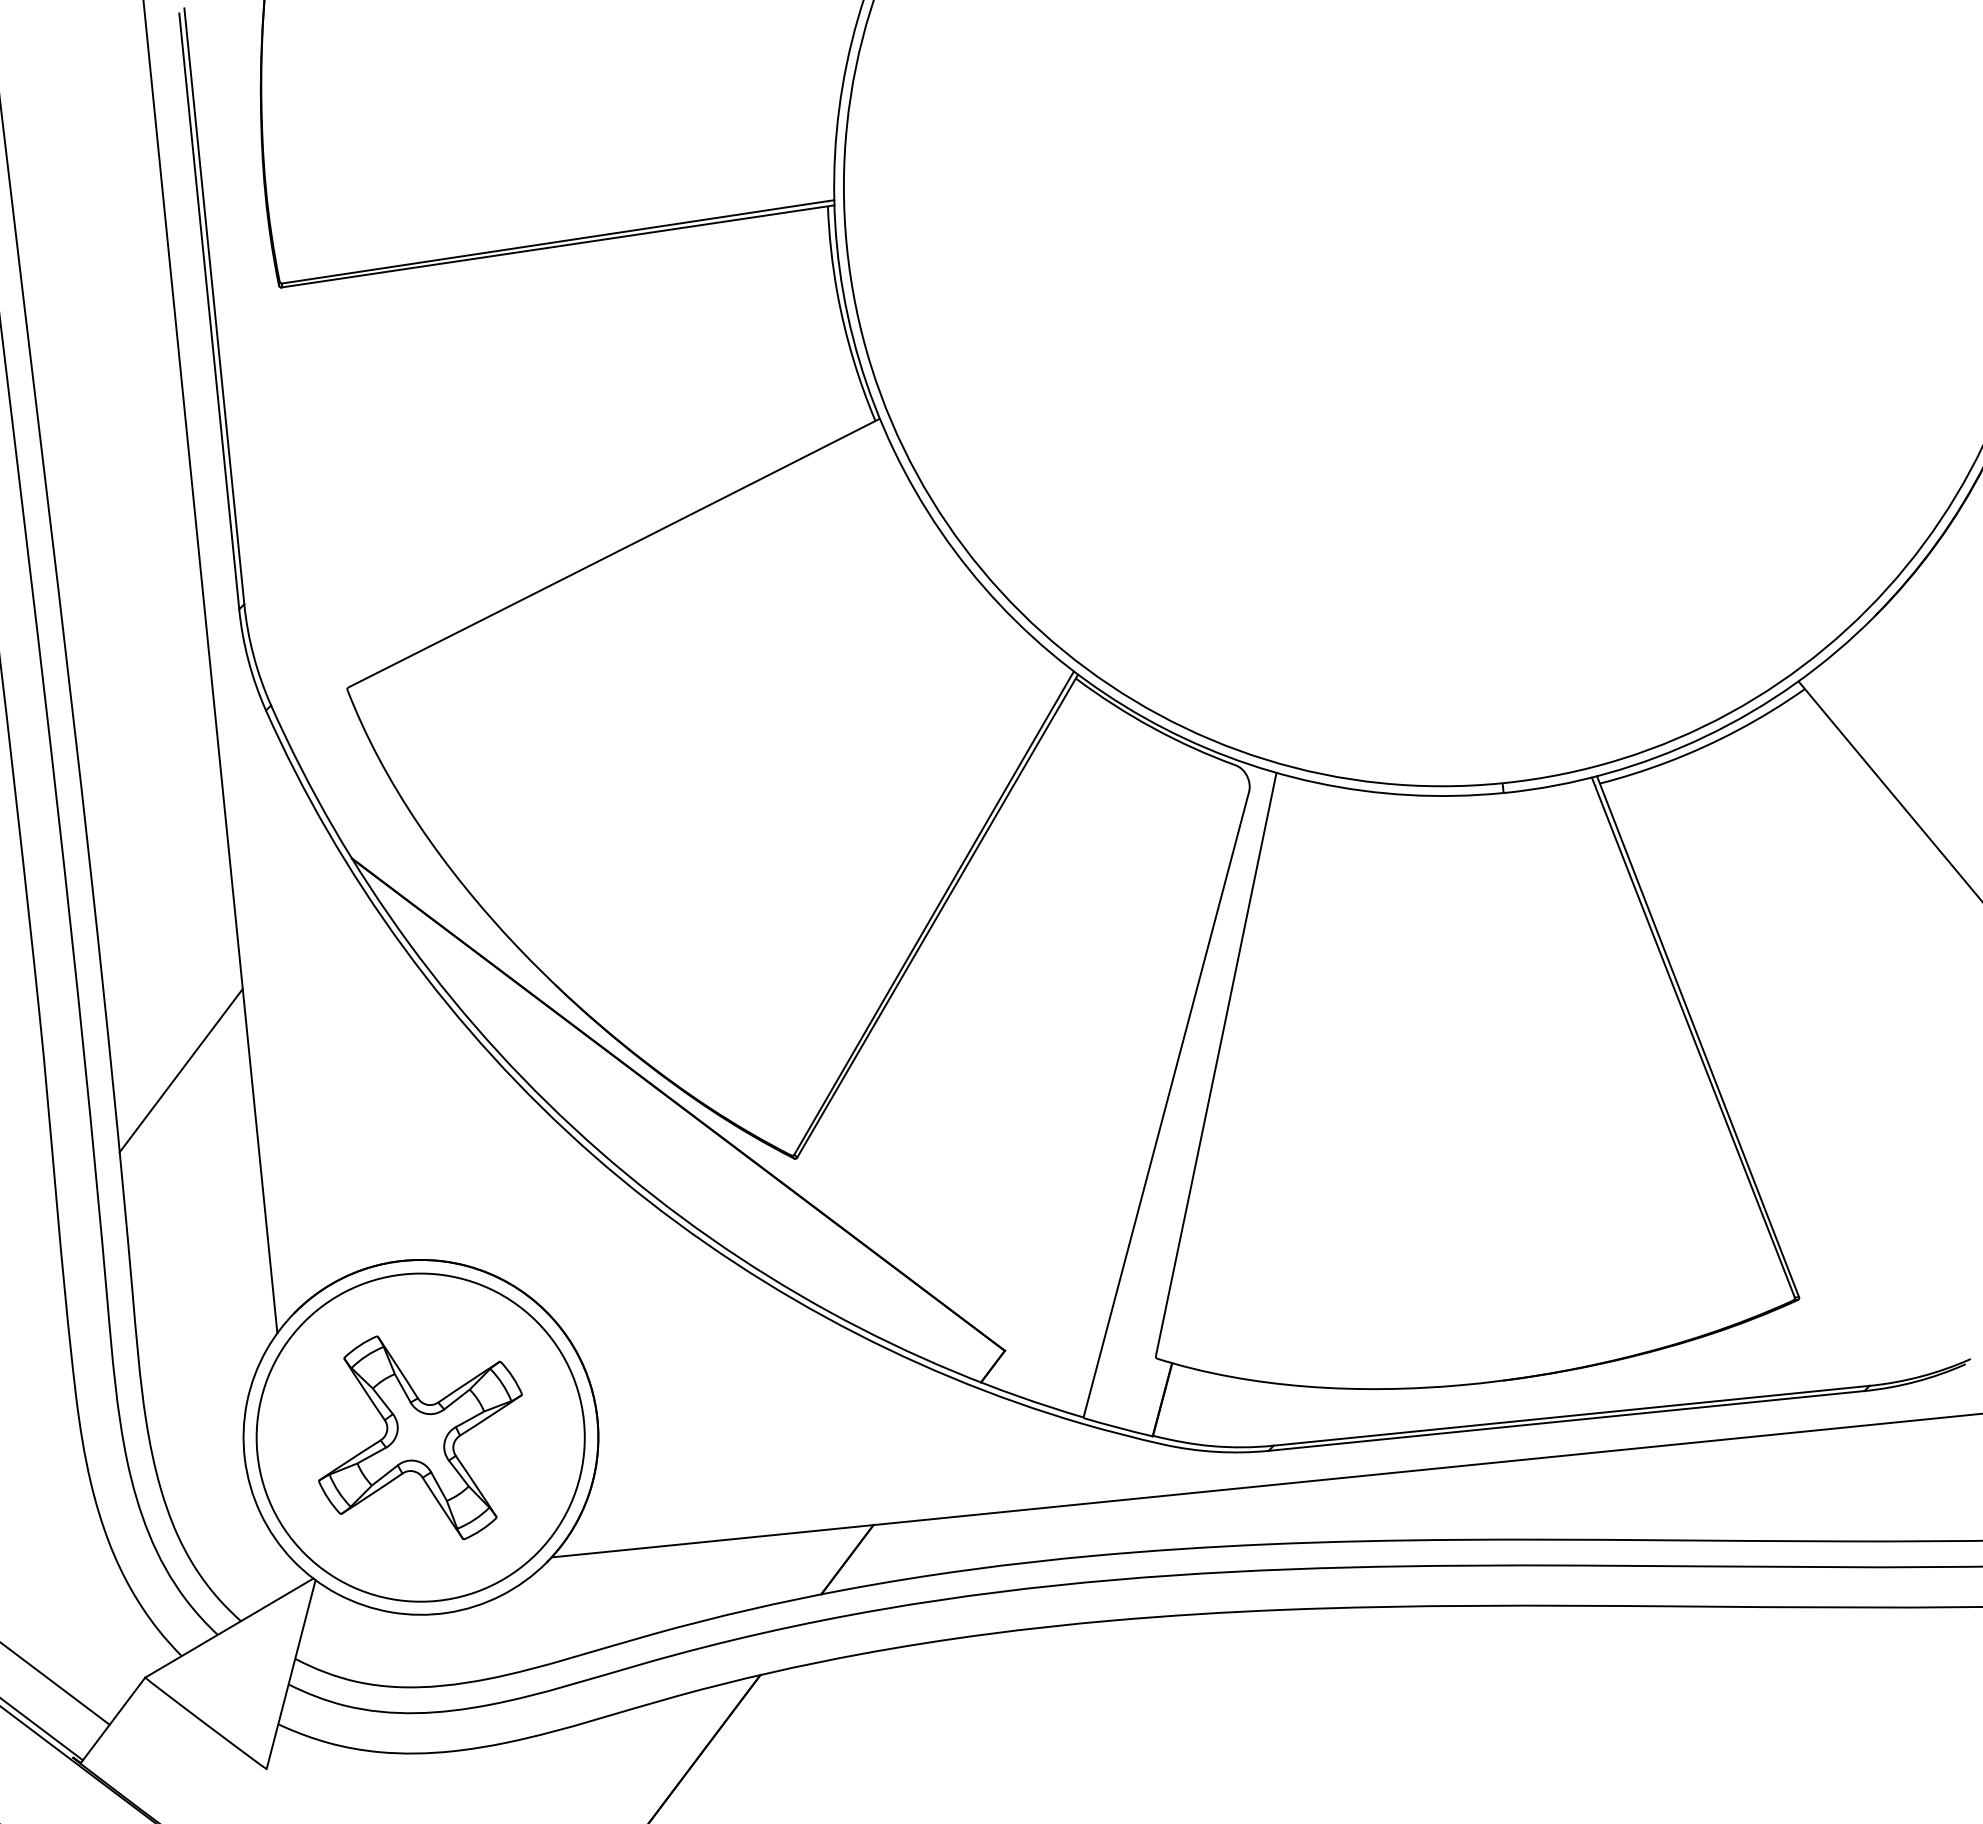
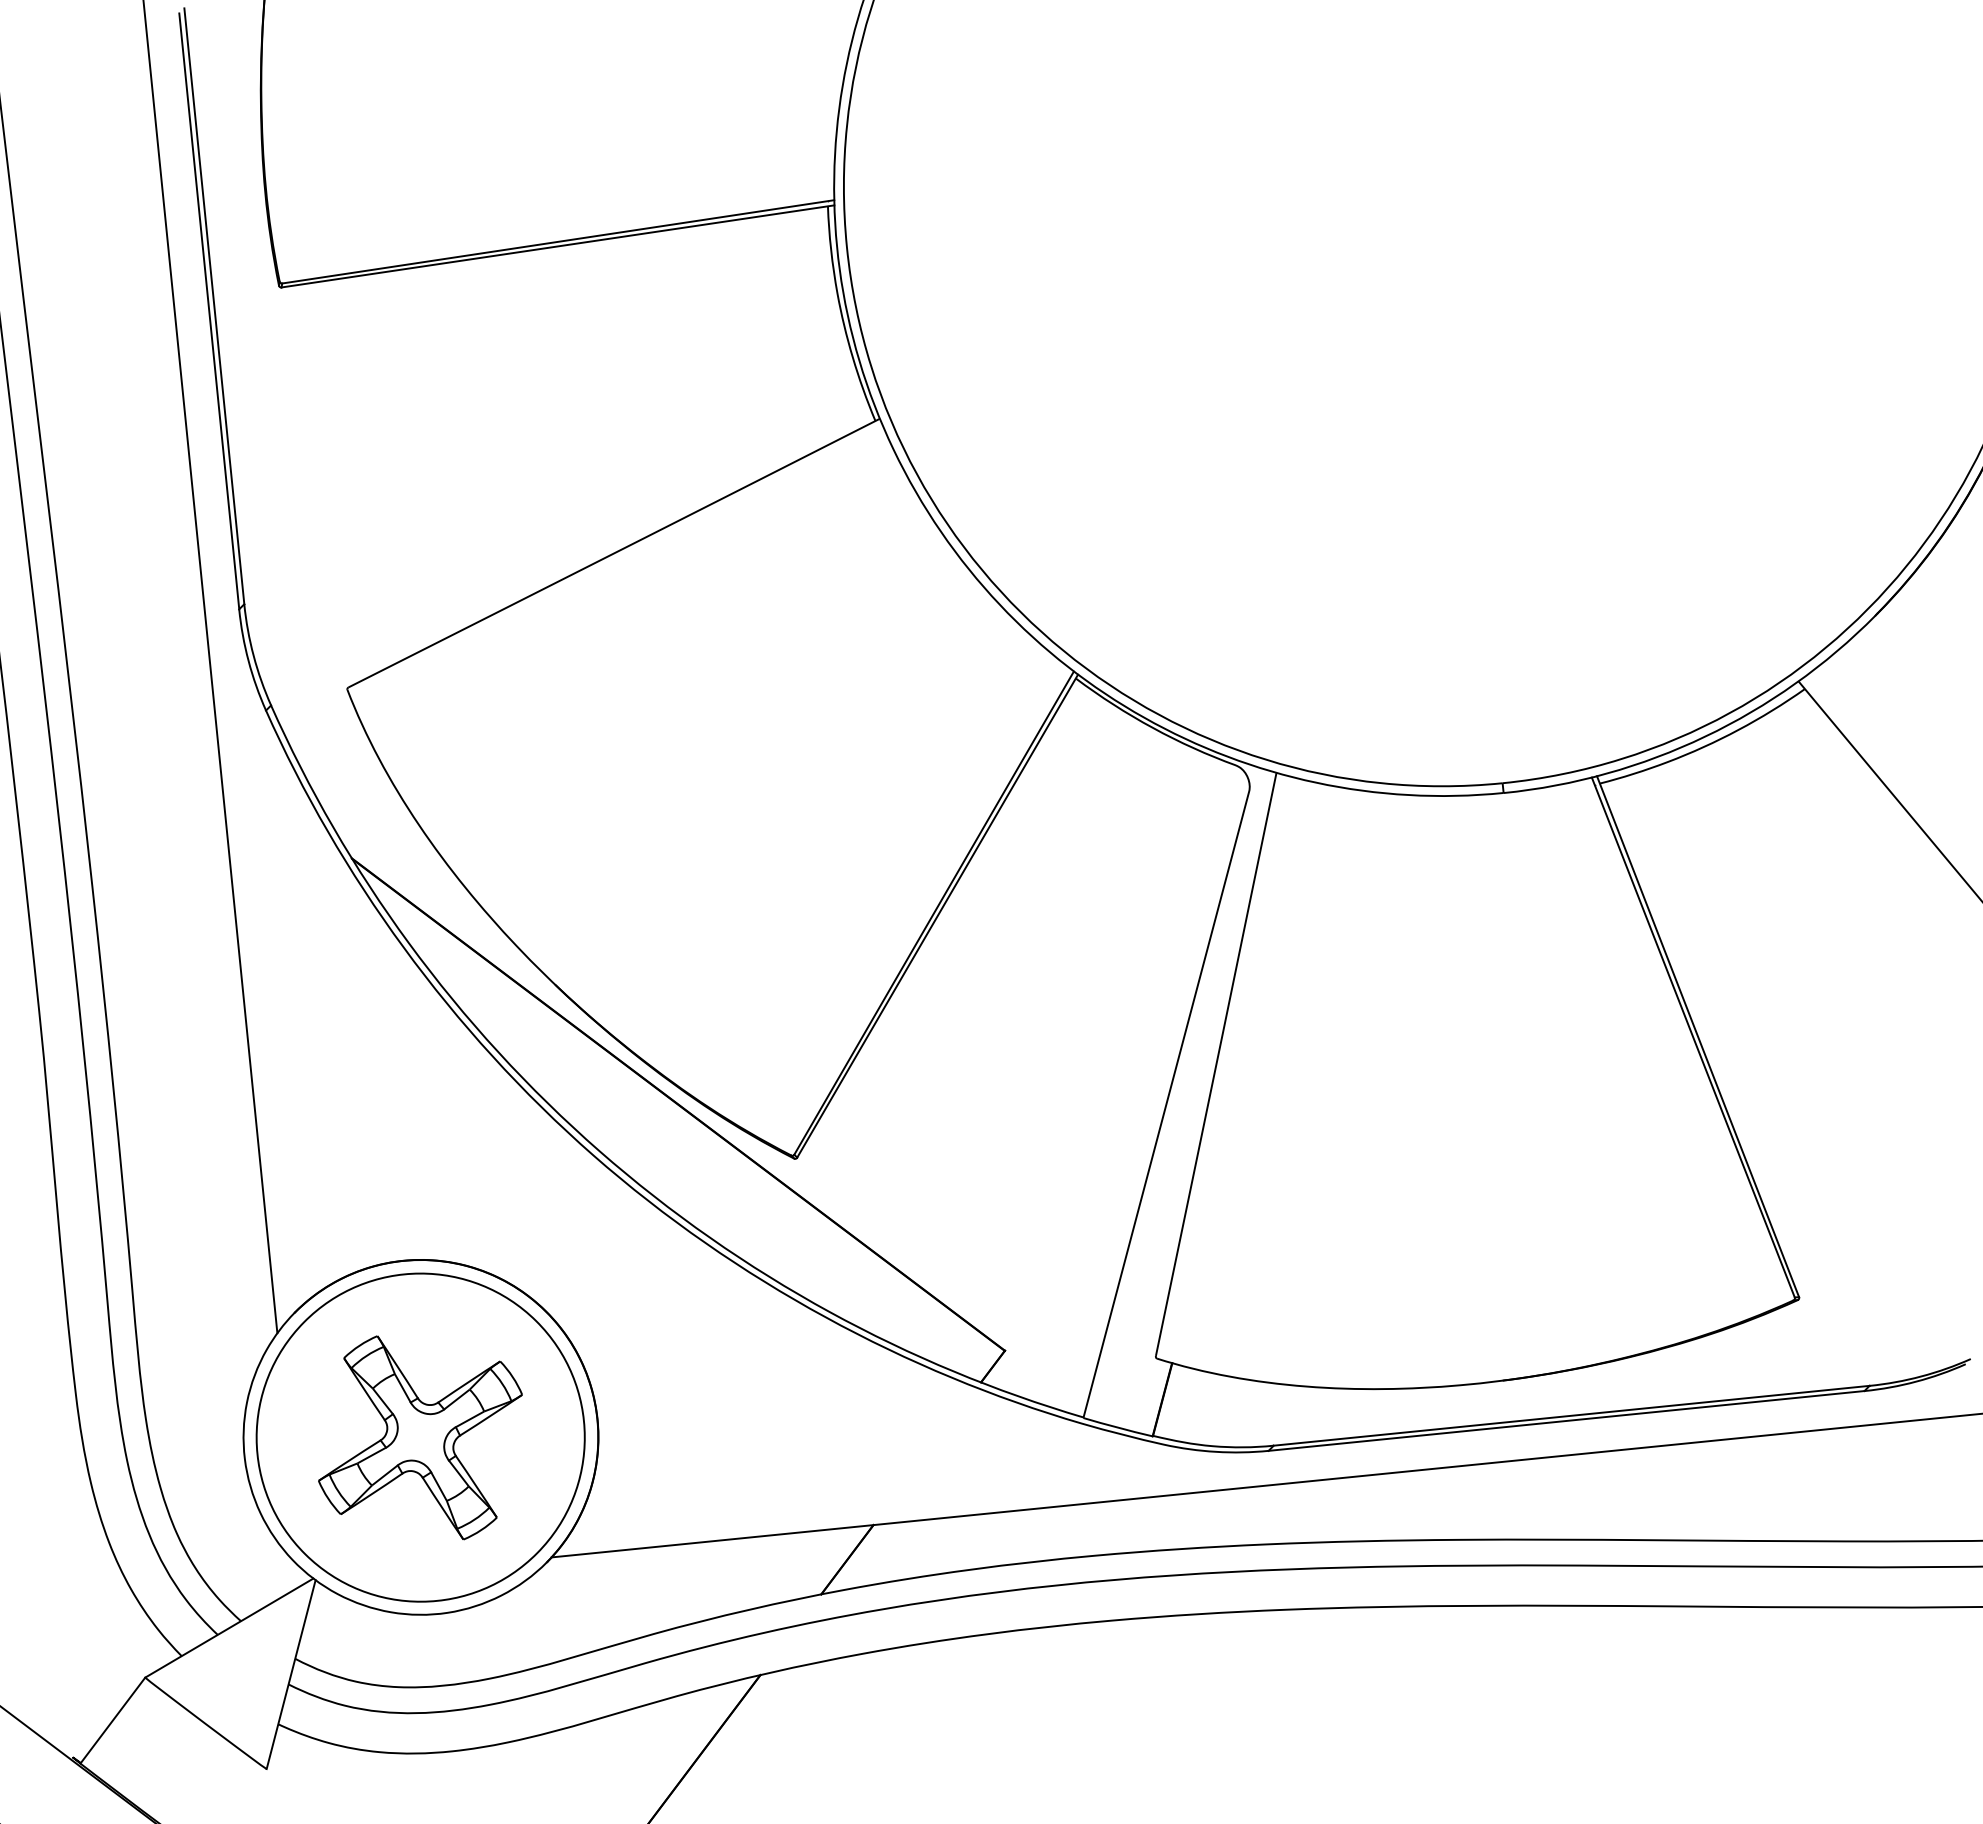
line: present -> none (180, 1070)
line: present -> none (55, 1683)
line: present -> none (42, 1729)
